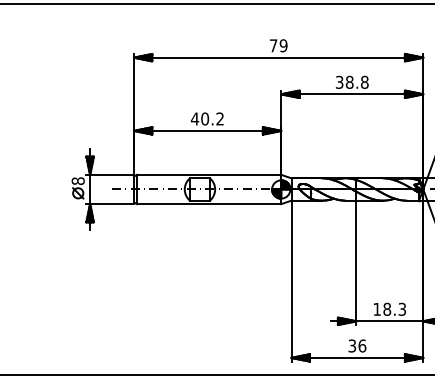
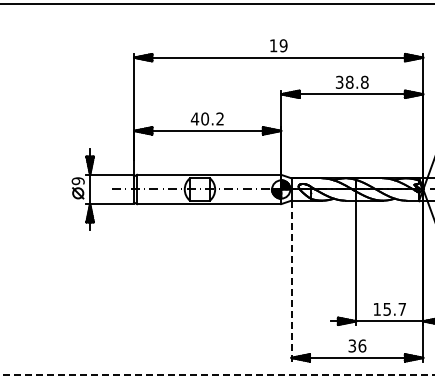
text: 79 -> 19 (273, 45)
text: 8 -> 9 (78, 181)
line: solid -> dashed (291, 281)
text: 18.3 -> 15.7 (394, 308)
line: solid -> dashed (218, 374)
